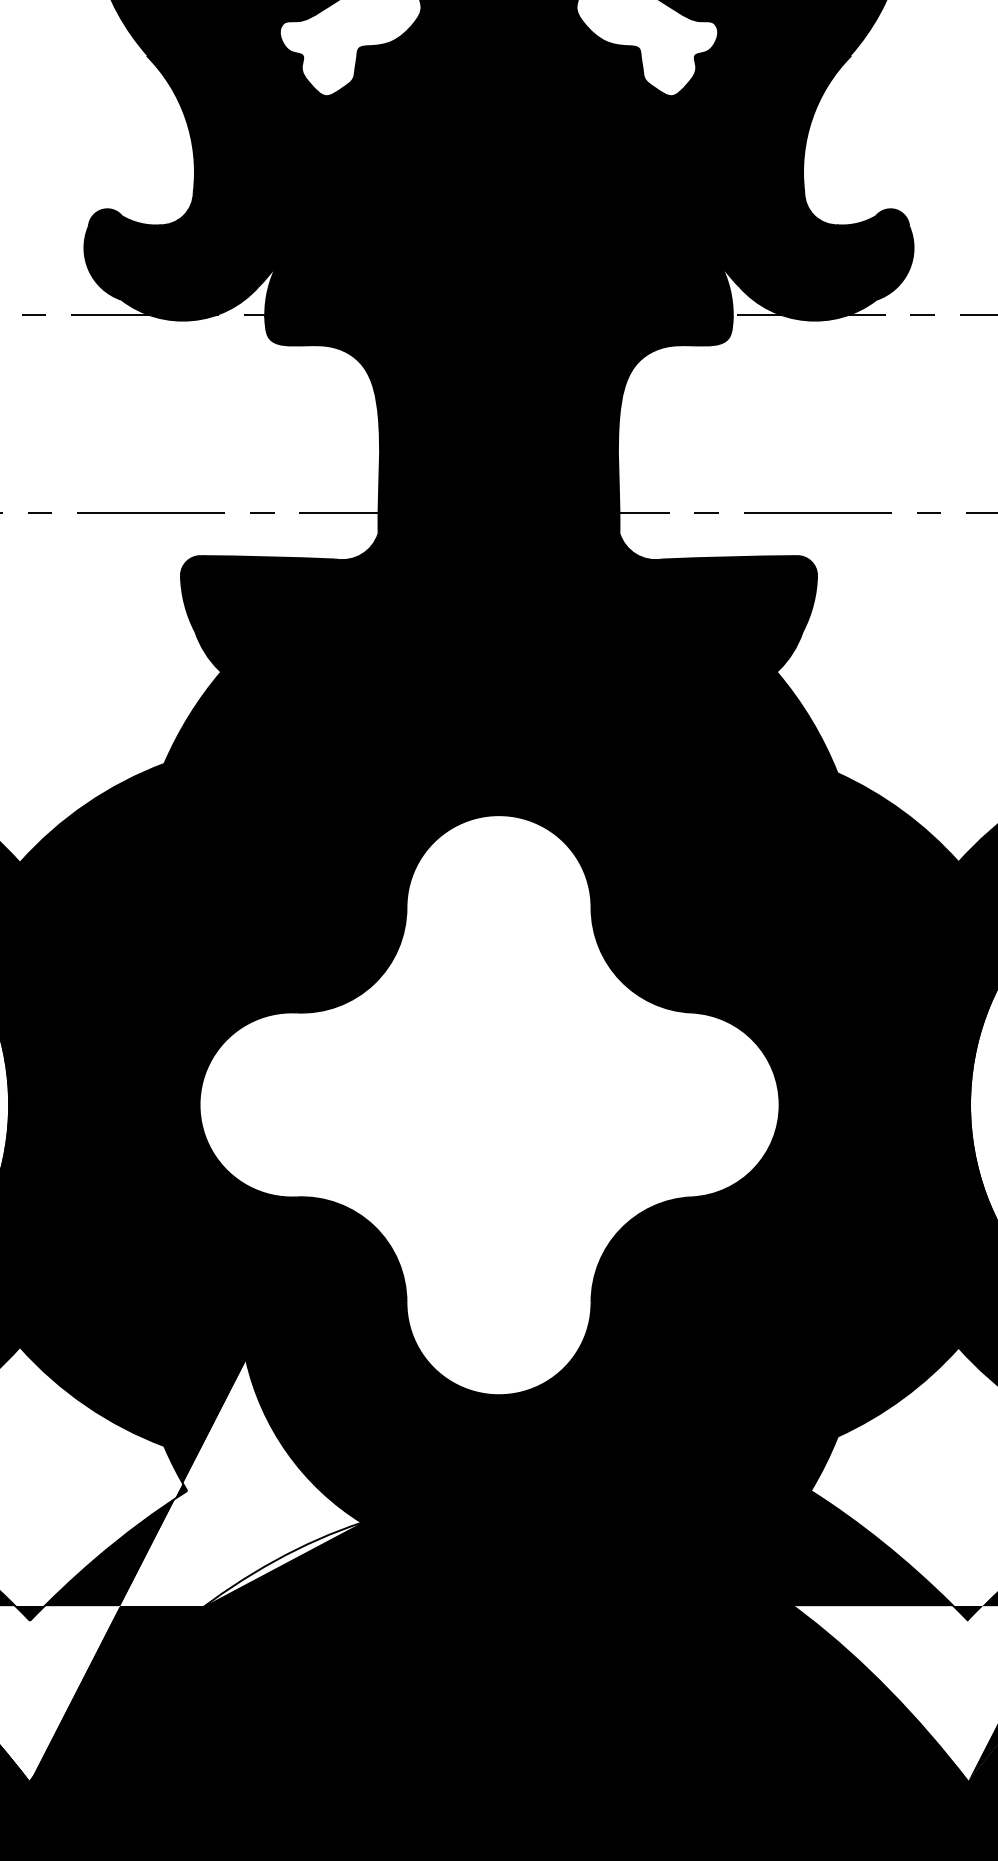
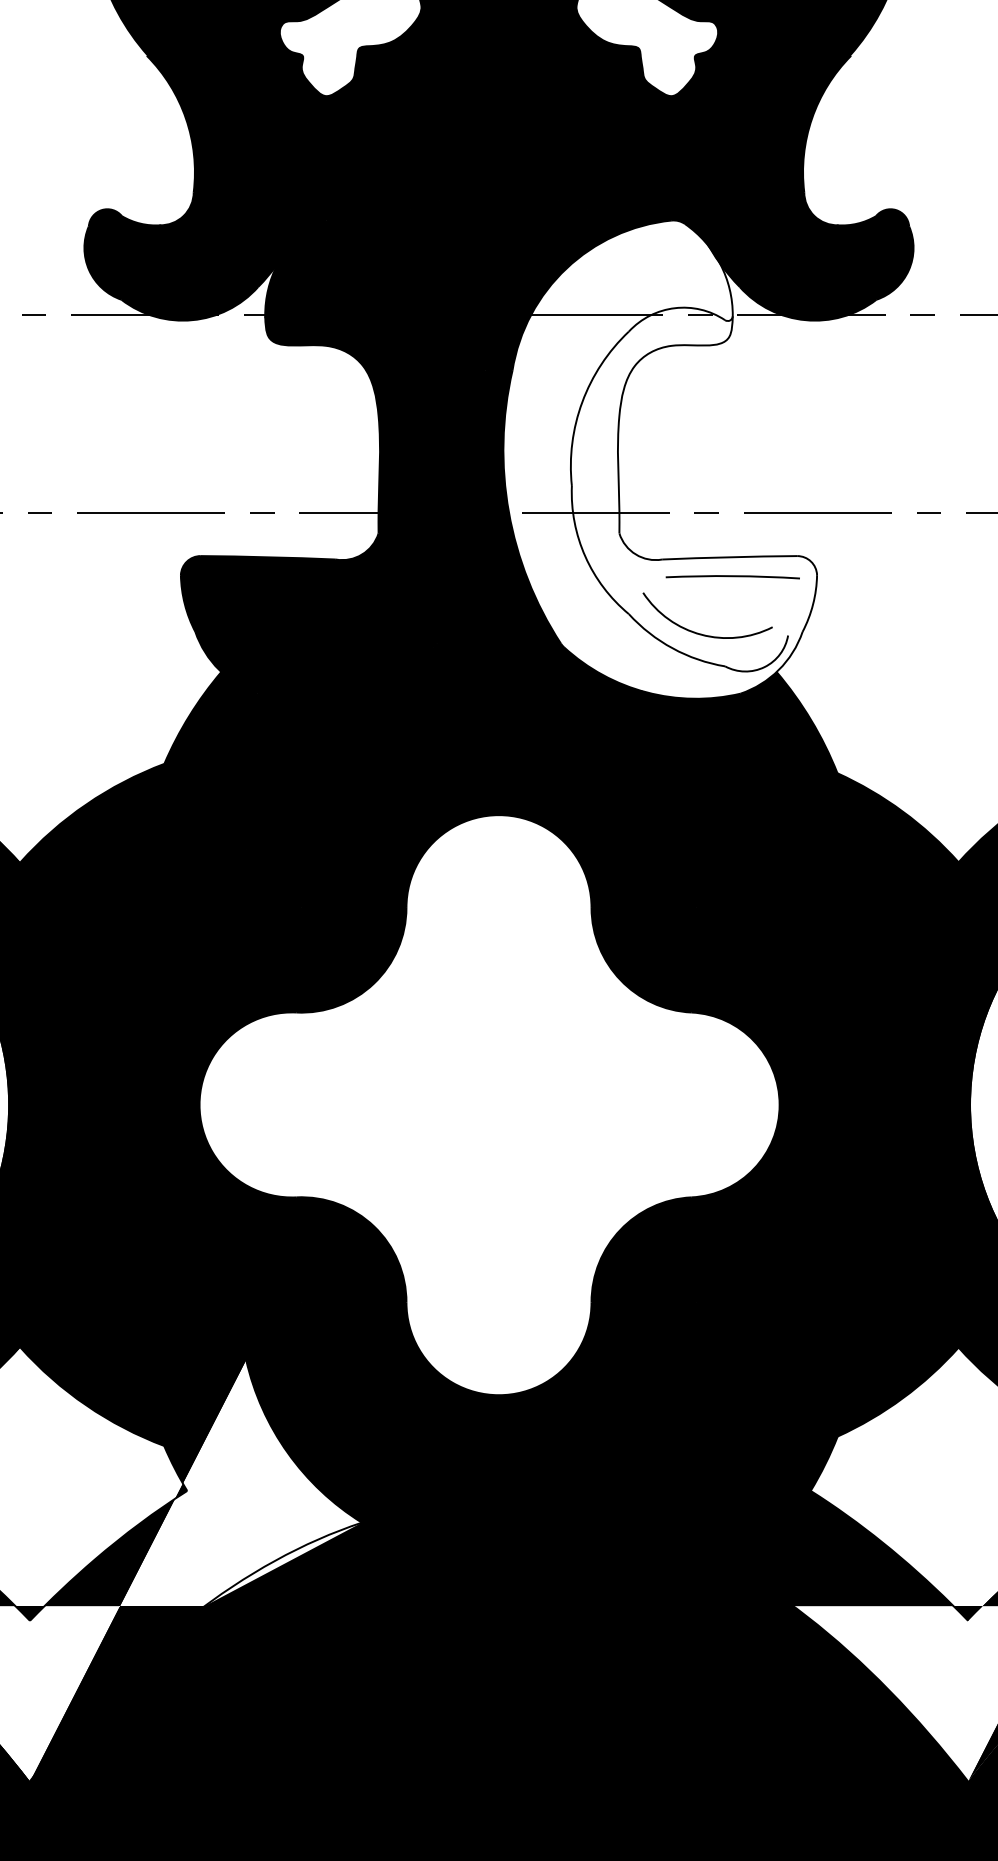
fill: present -> none (660, 459)
